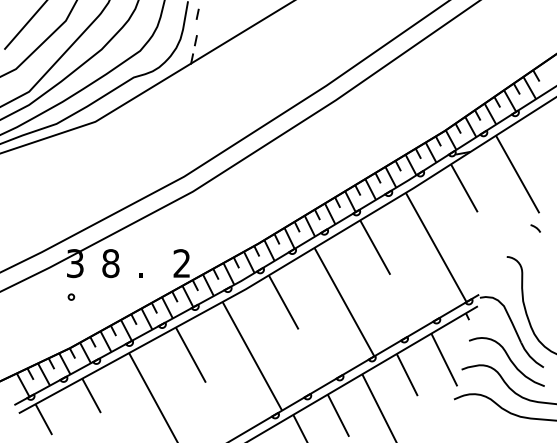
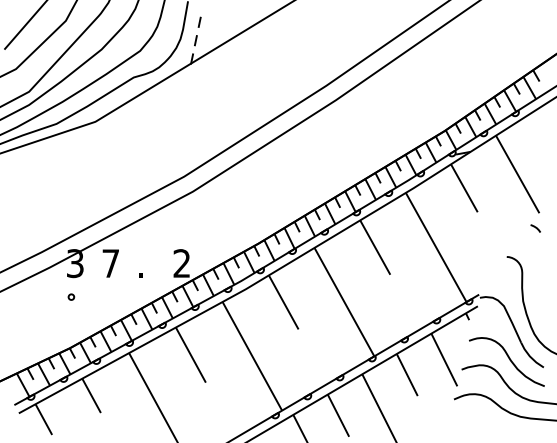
line position: (197, 13) -> (199, 21) (199, 21)
text: 8 -> 7 (110, 263)
